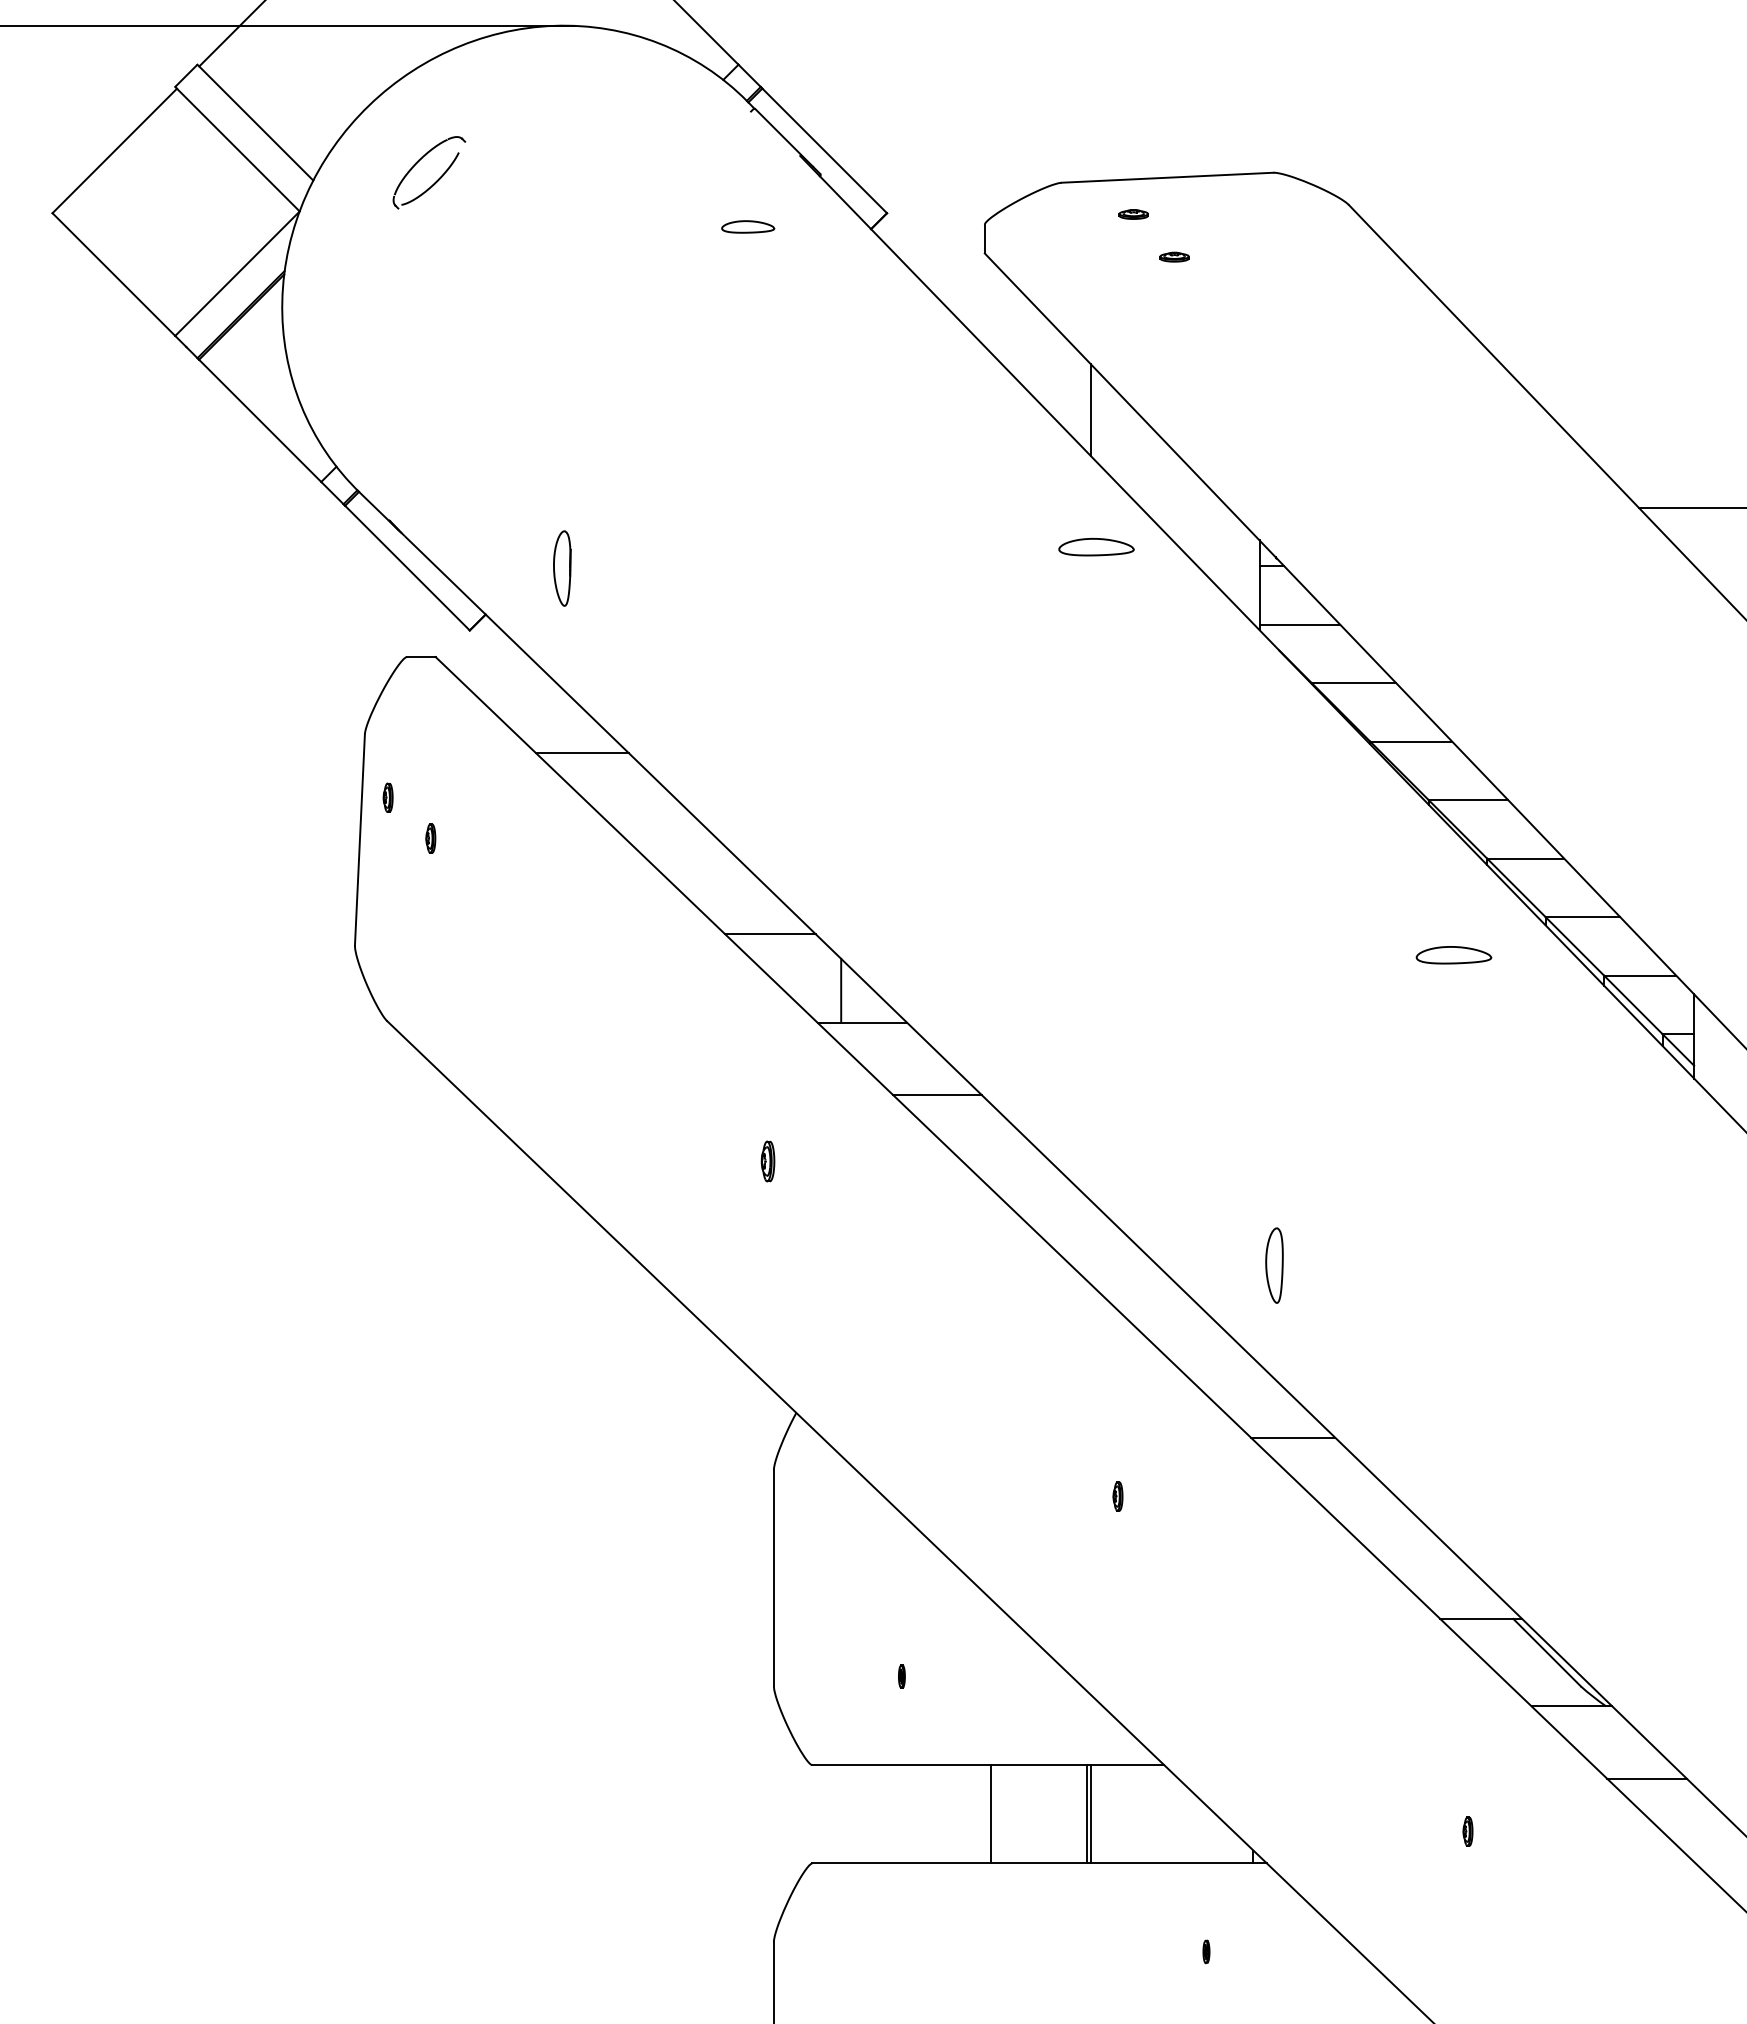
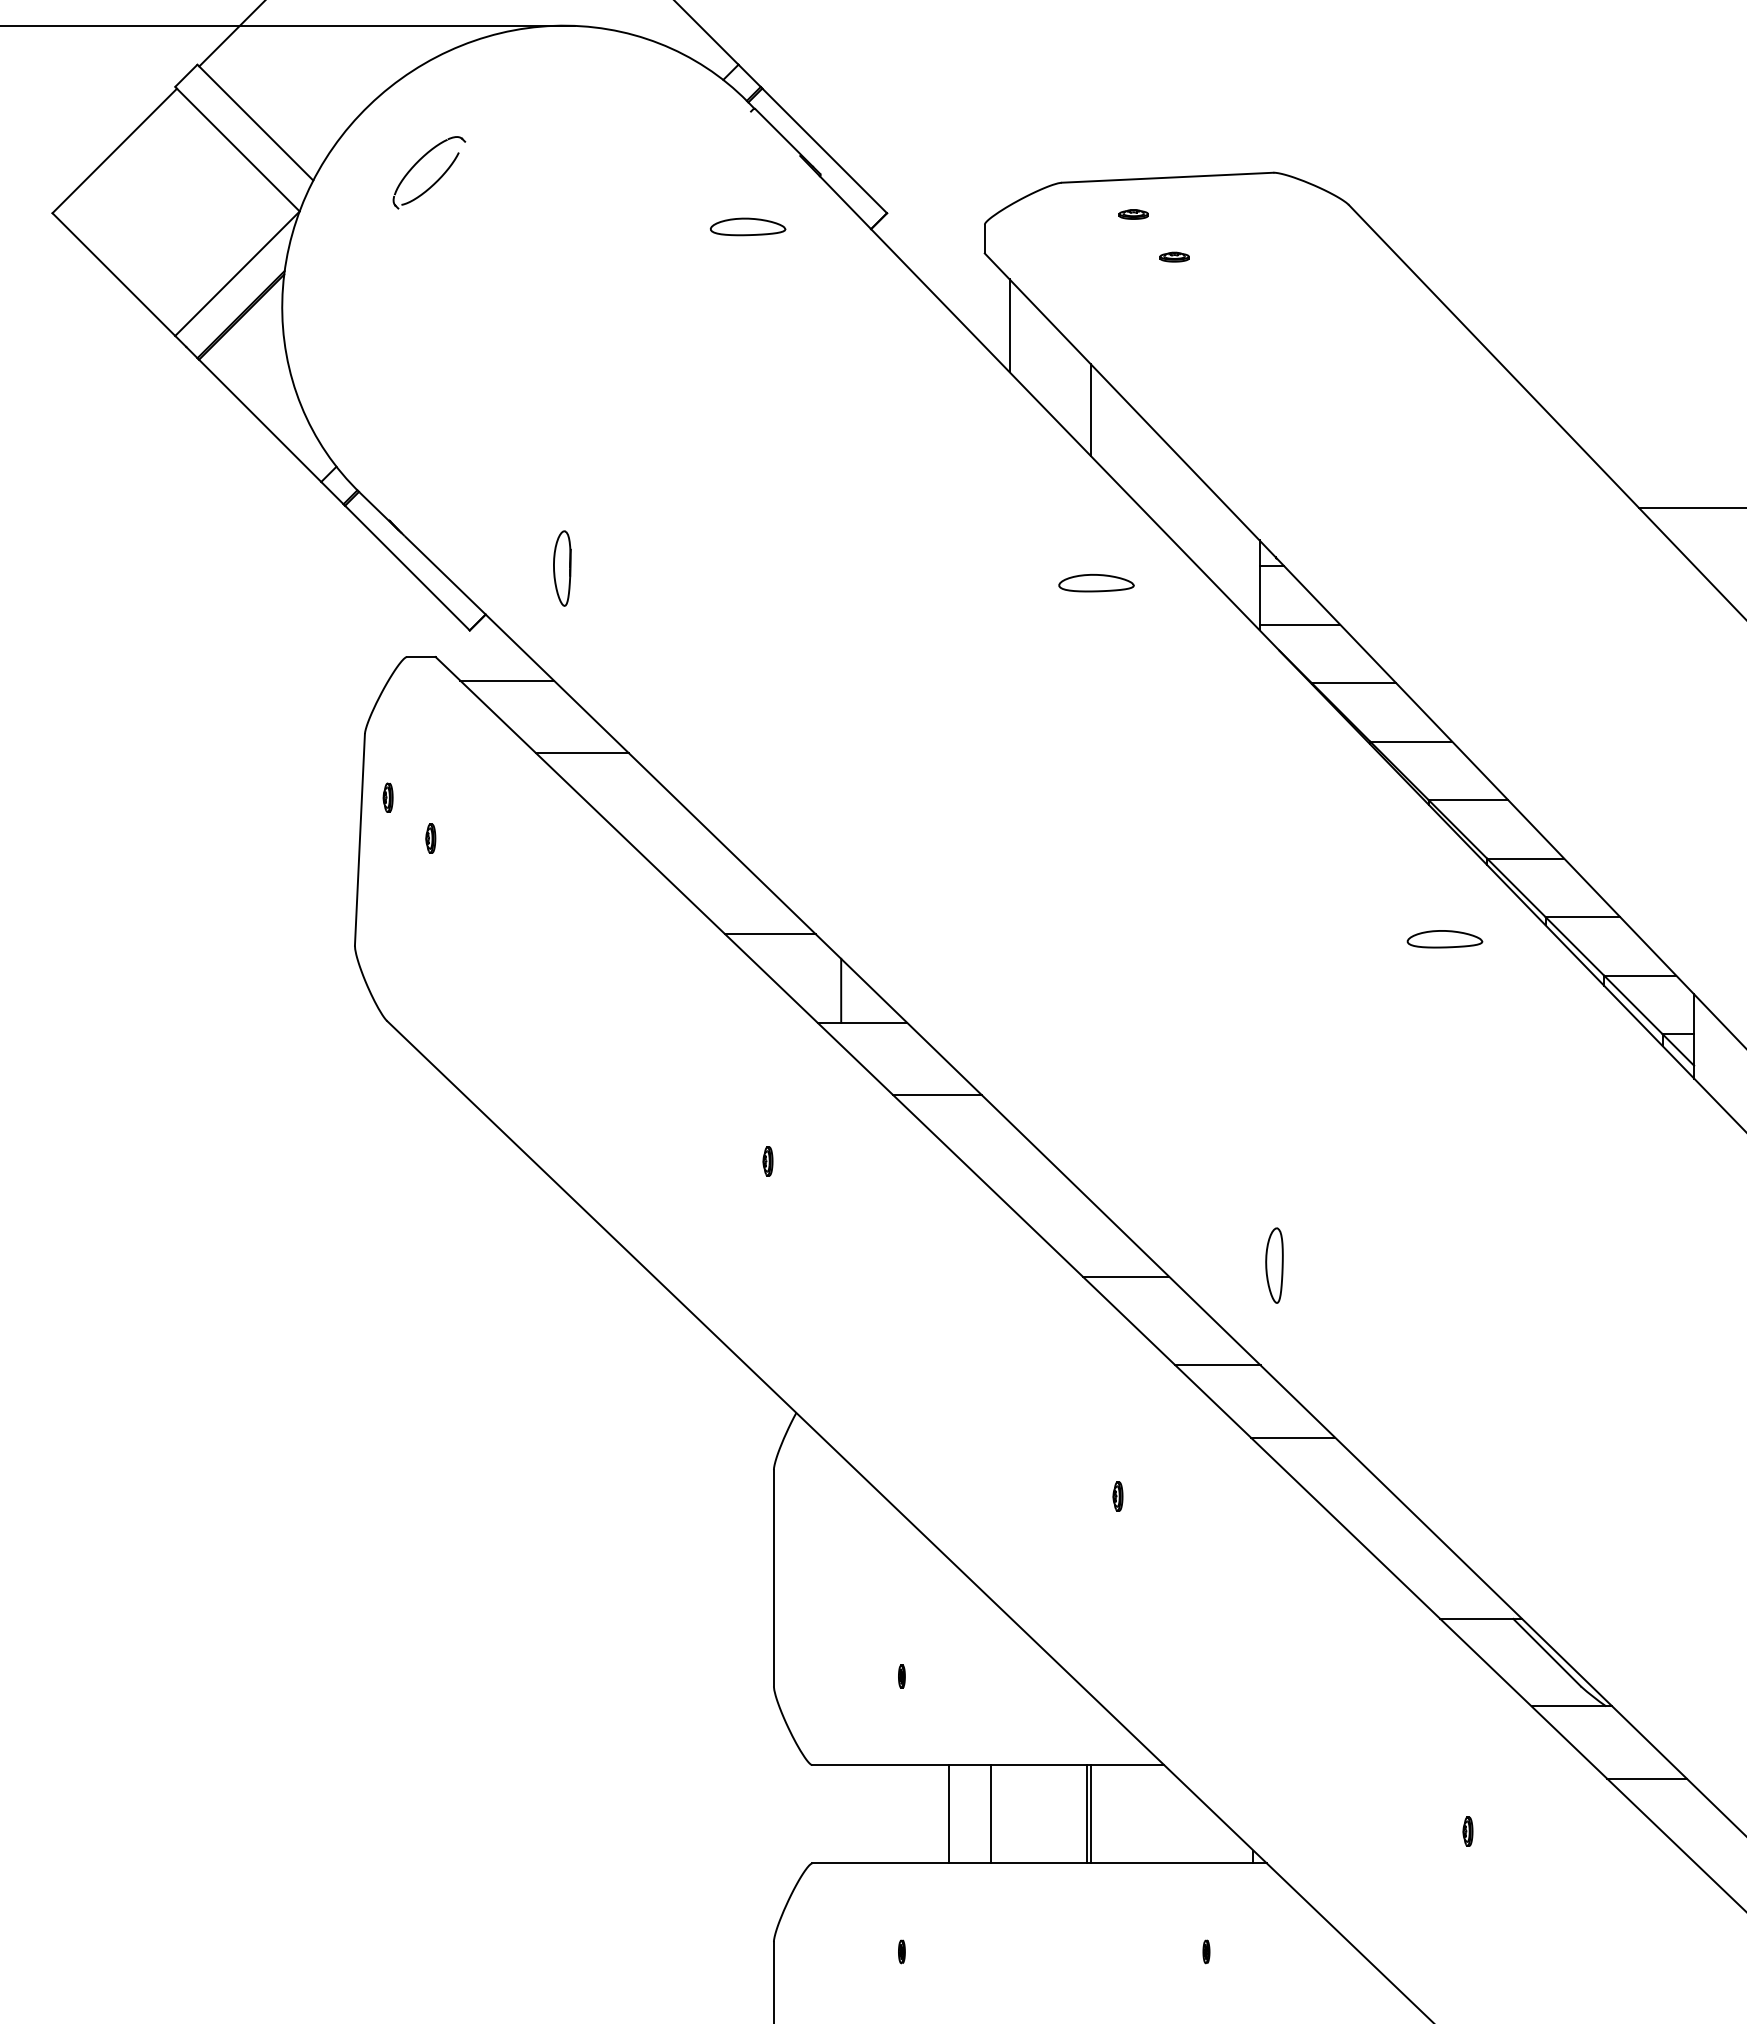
part size: 55x14 px -> 77x20 px (748, 226)
line: none -> present (1009, 325)
part position: (1096, 547) -> (1096, 583) (1096, 583)
line: none -> present (507, 680)
part position: (1453, 955) -> (1444, 939) (1444, 939)
part size: 16x43 px -> 12x31 px (767, 1161)
line: none -> present (1125, 1276)
line: none -> present (1217, 1365)
line: none -> present (948, 1814)
part: none -> present (901, 1951)
